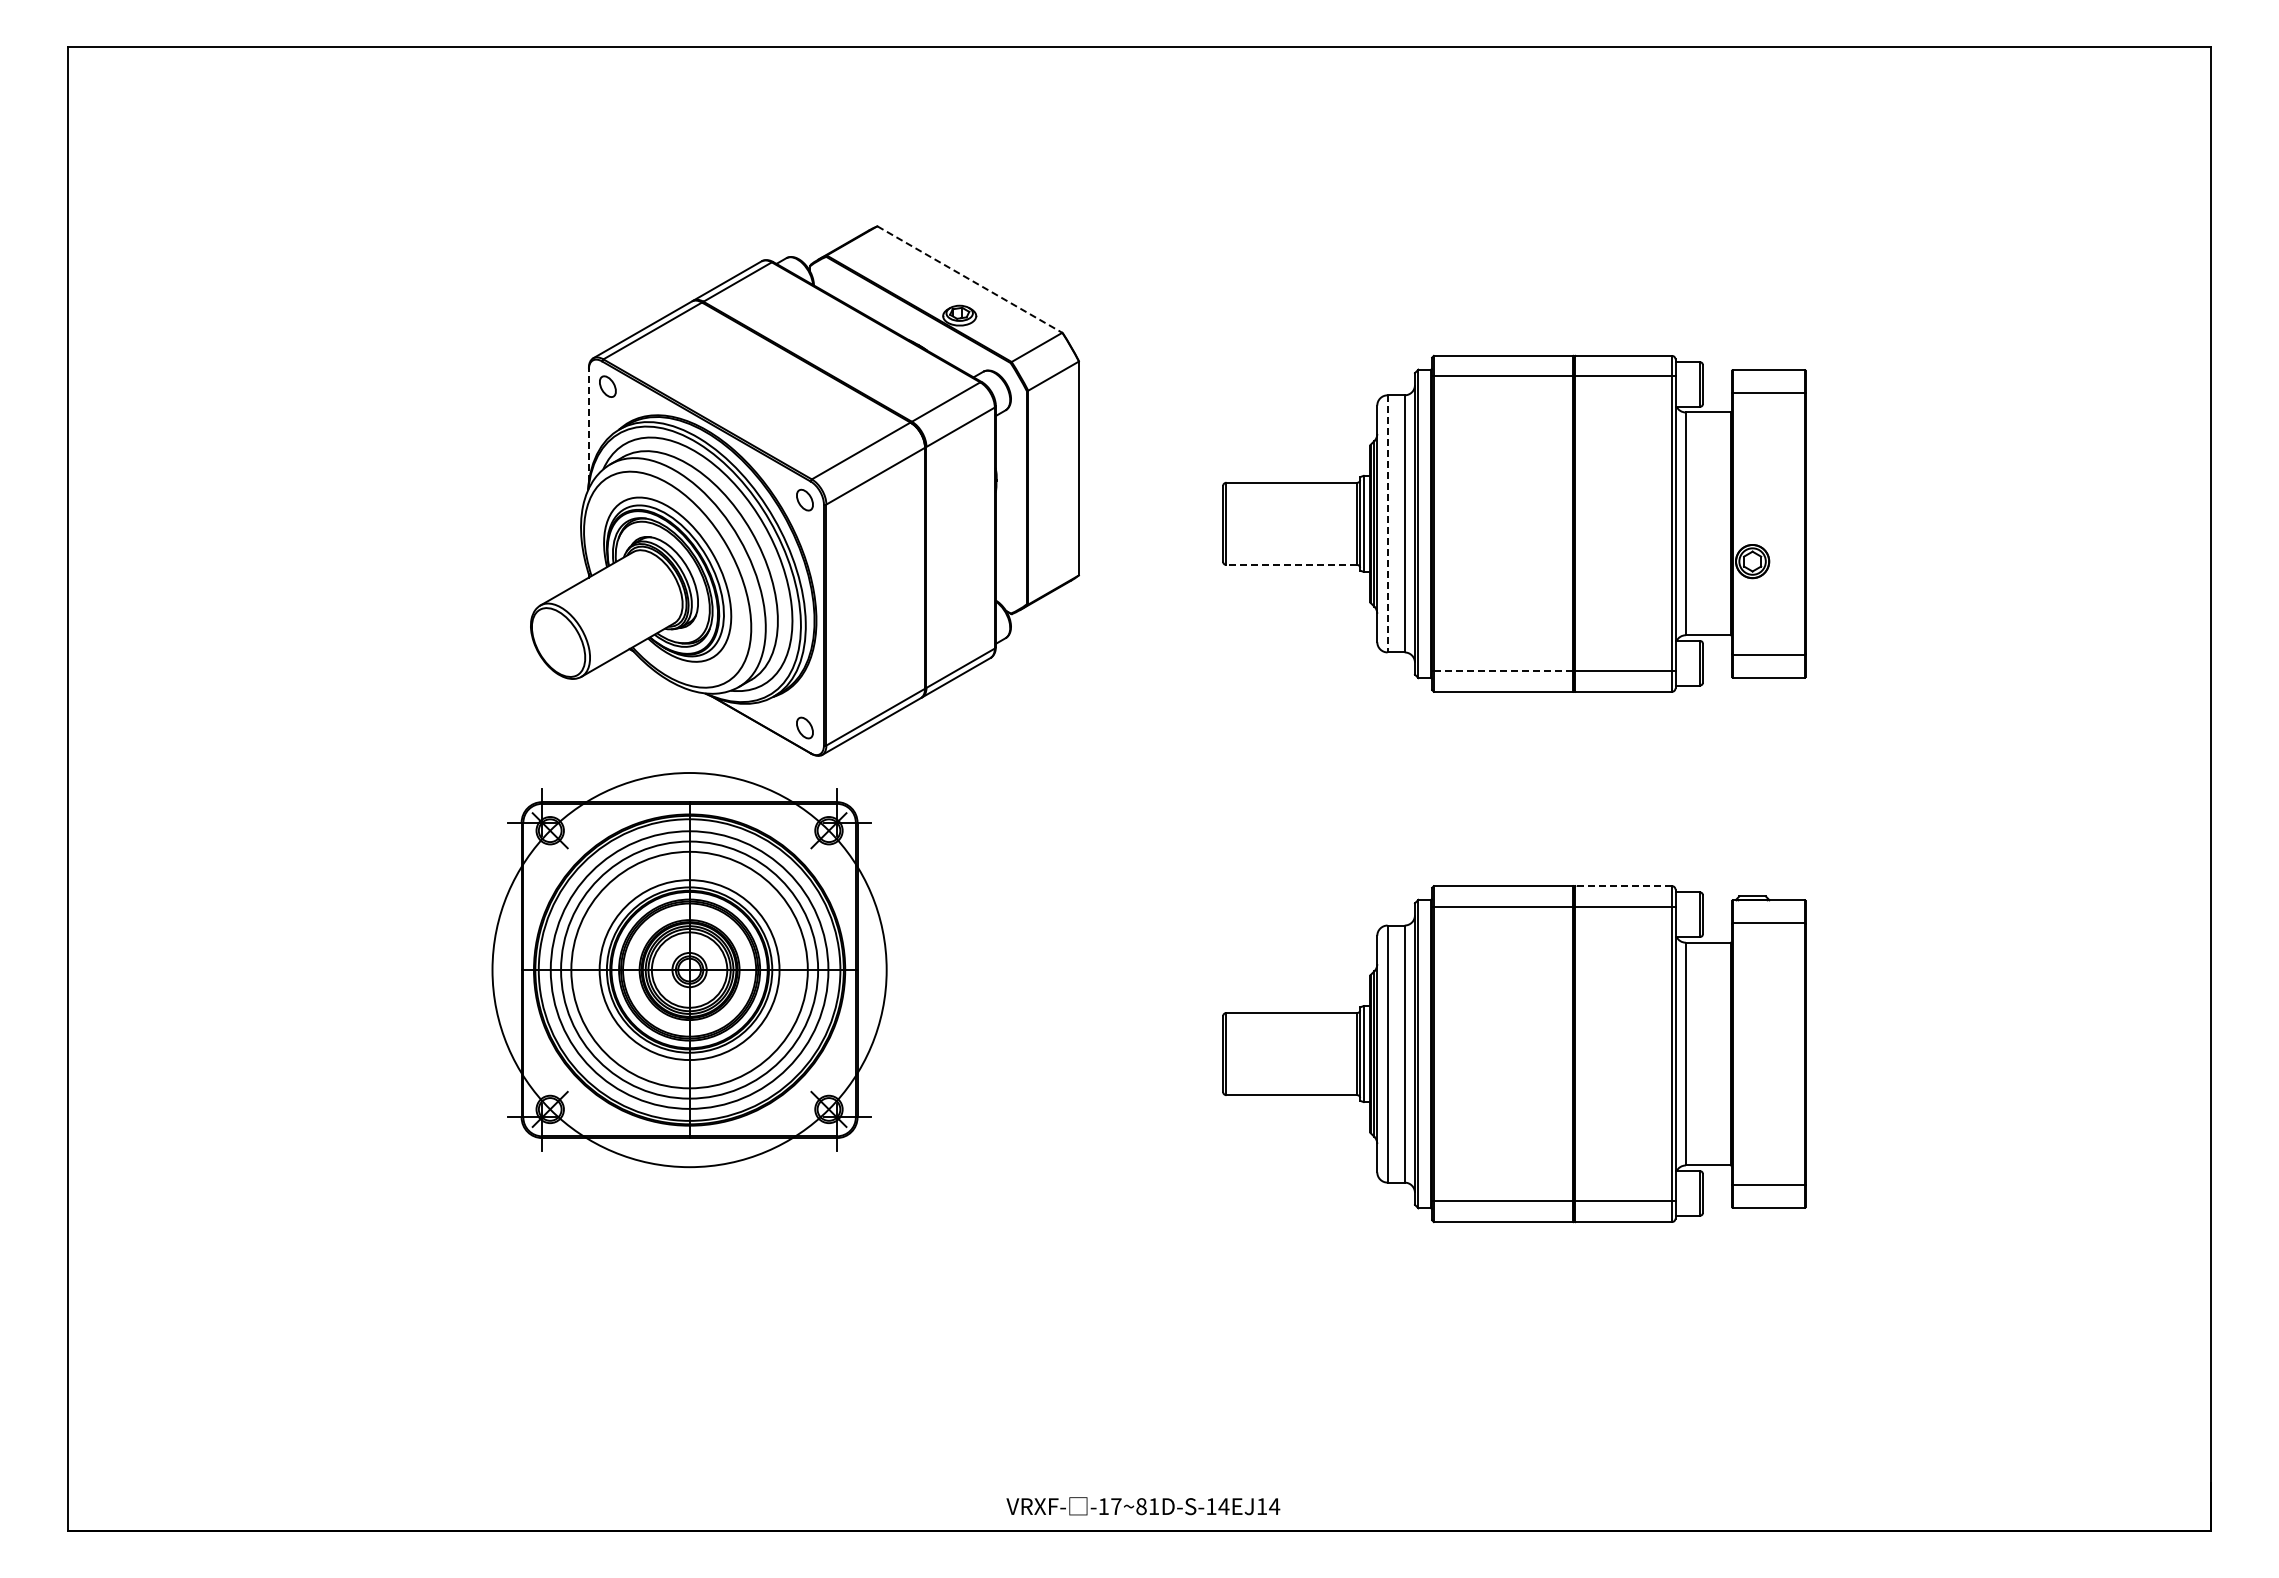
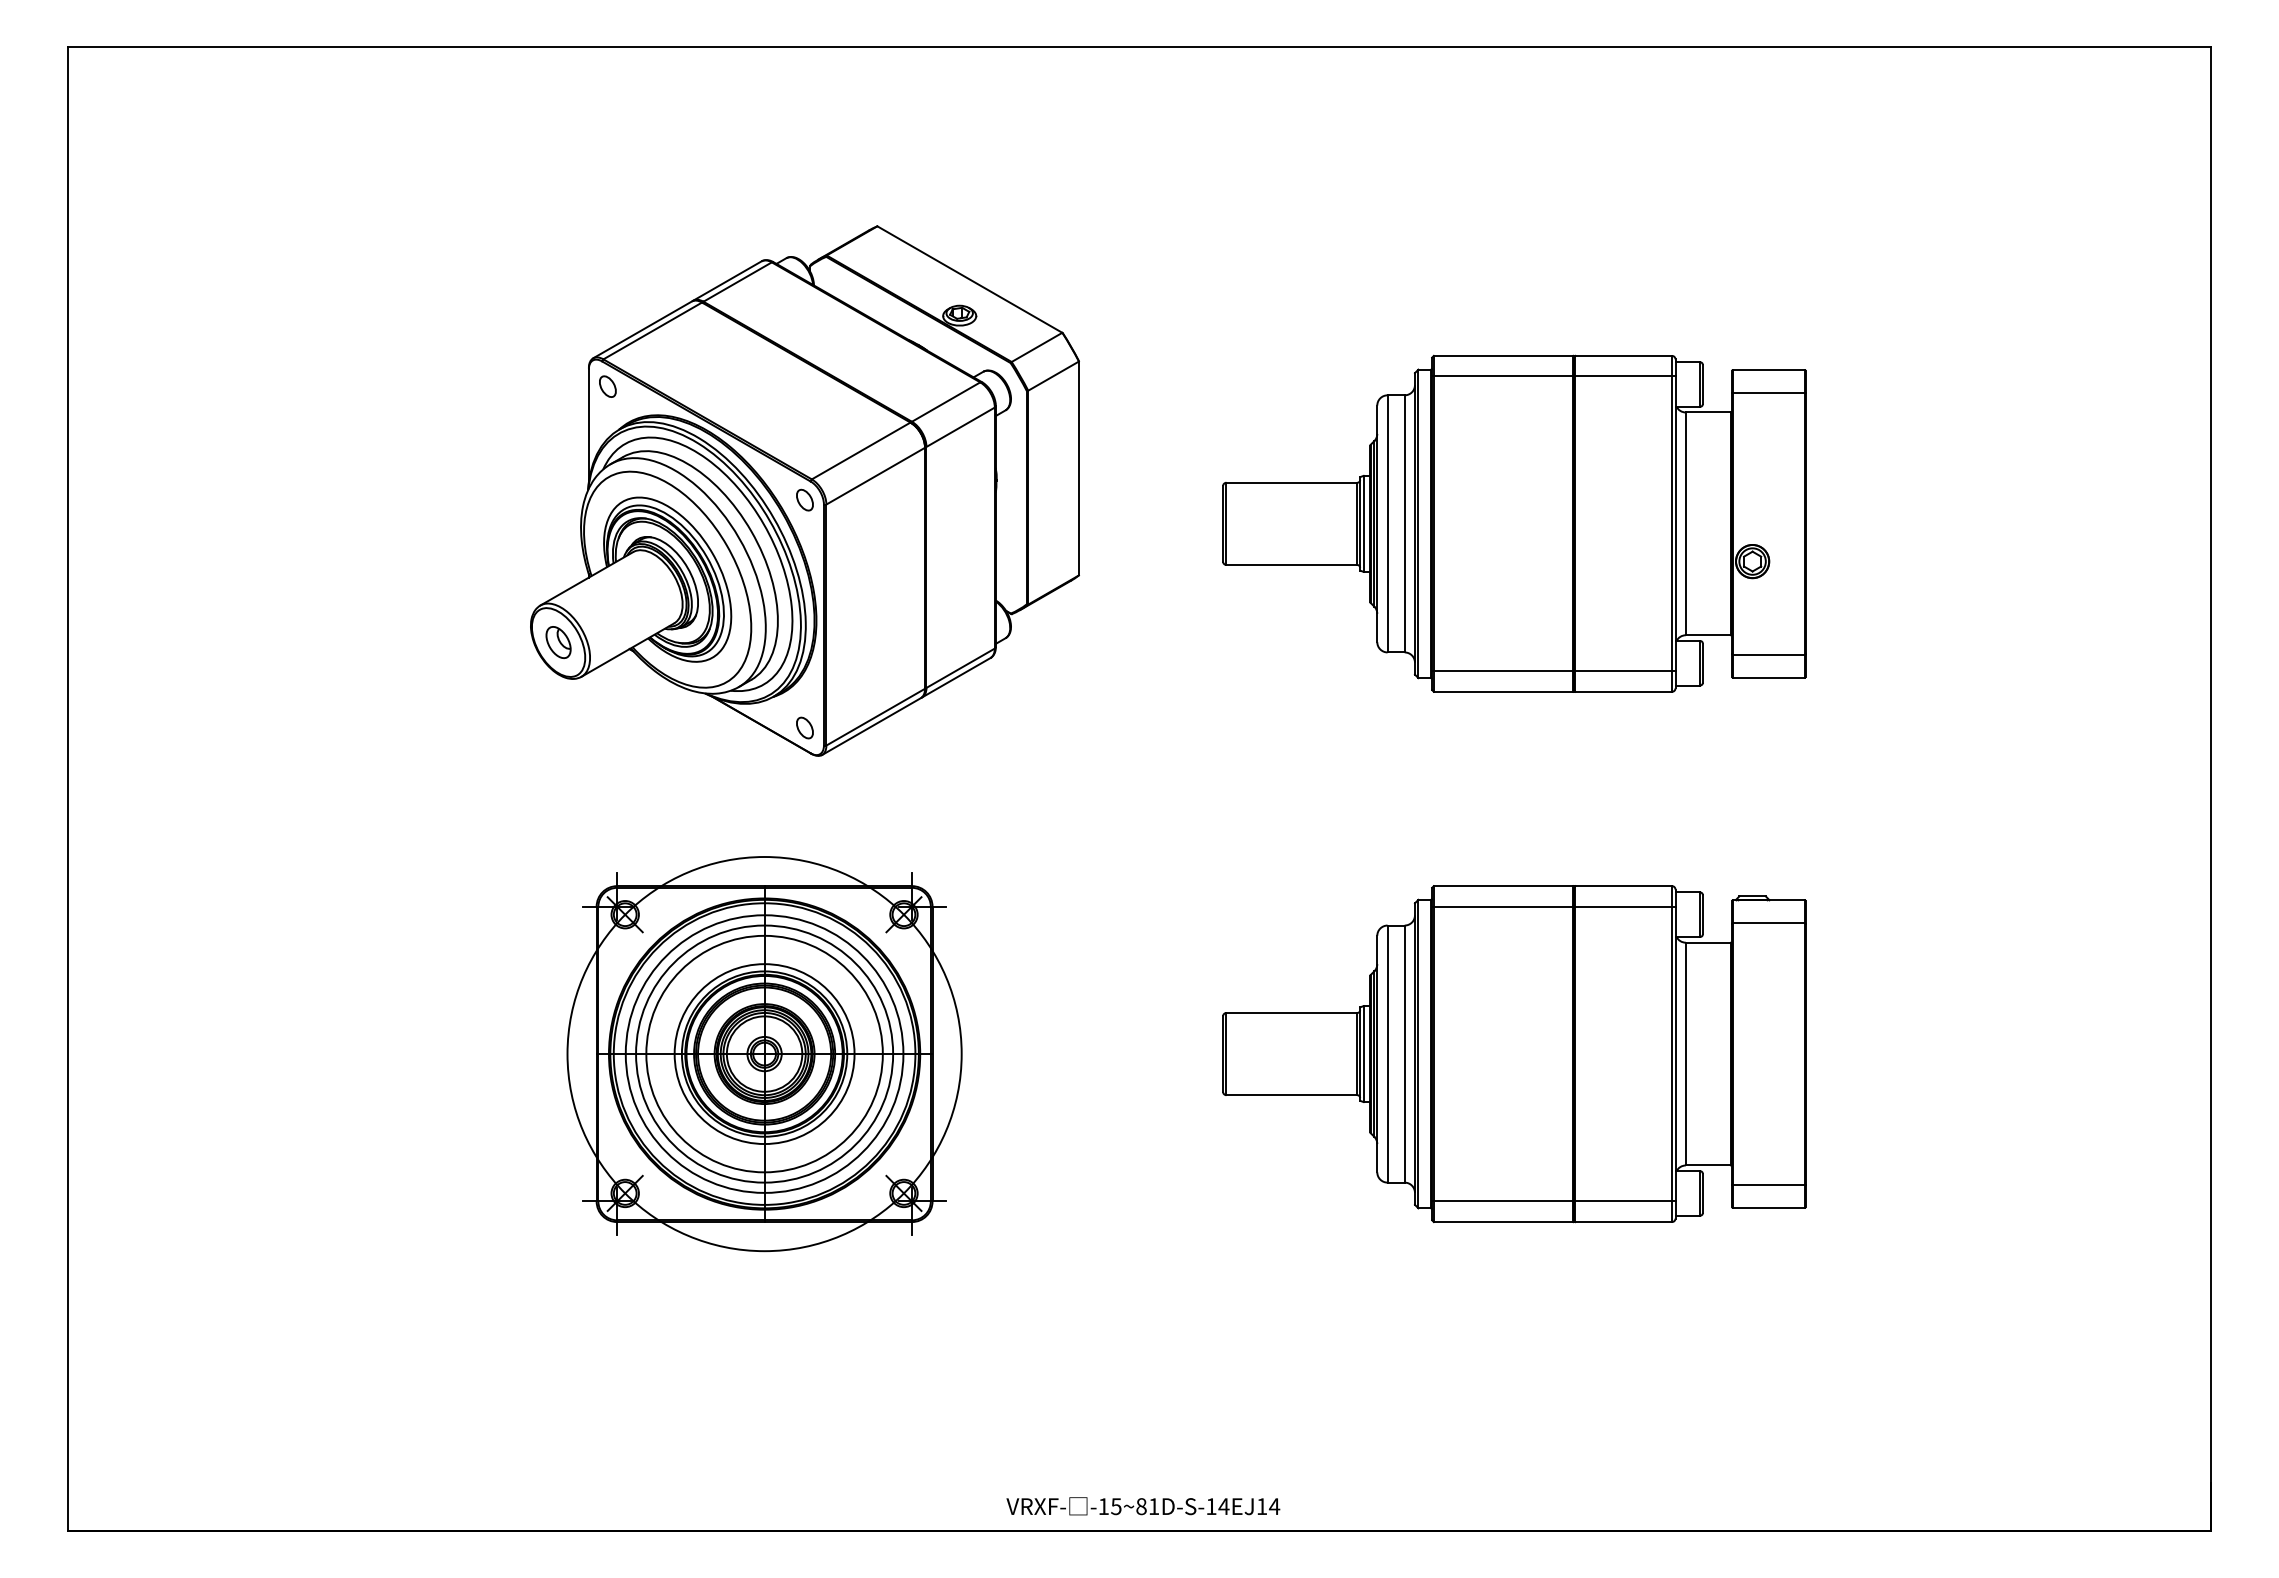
line: dashed -> solid (969, 279)
line: dashed -> solid (588, 425)
line: dashed -> solid (1387, 523)
line: dashed -> solid (1291, 565)
part: none -> present (558, 642)
line: dashed -> solid (1503, 671)
line: dashed -> solid (1623, 886)
part position: (689, 970) -> (764, 1054) (764, 1054)
text: -17~81D-S-14EJ14 -> -15~81D-S-14EJ14 (1116, 1506)
